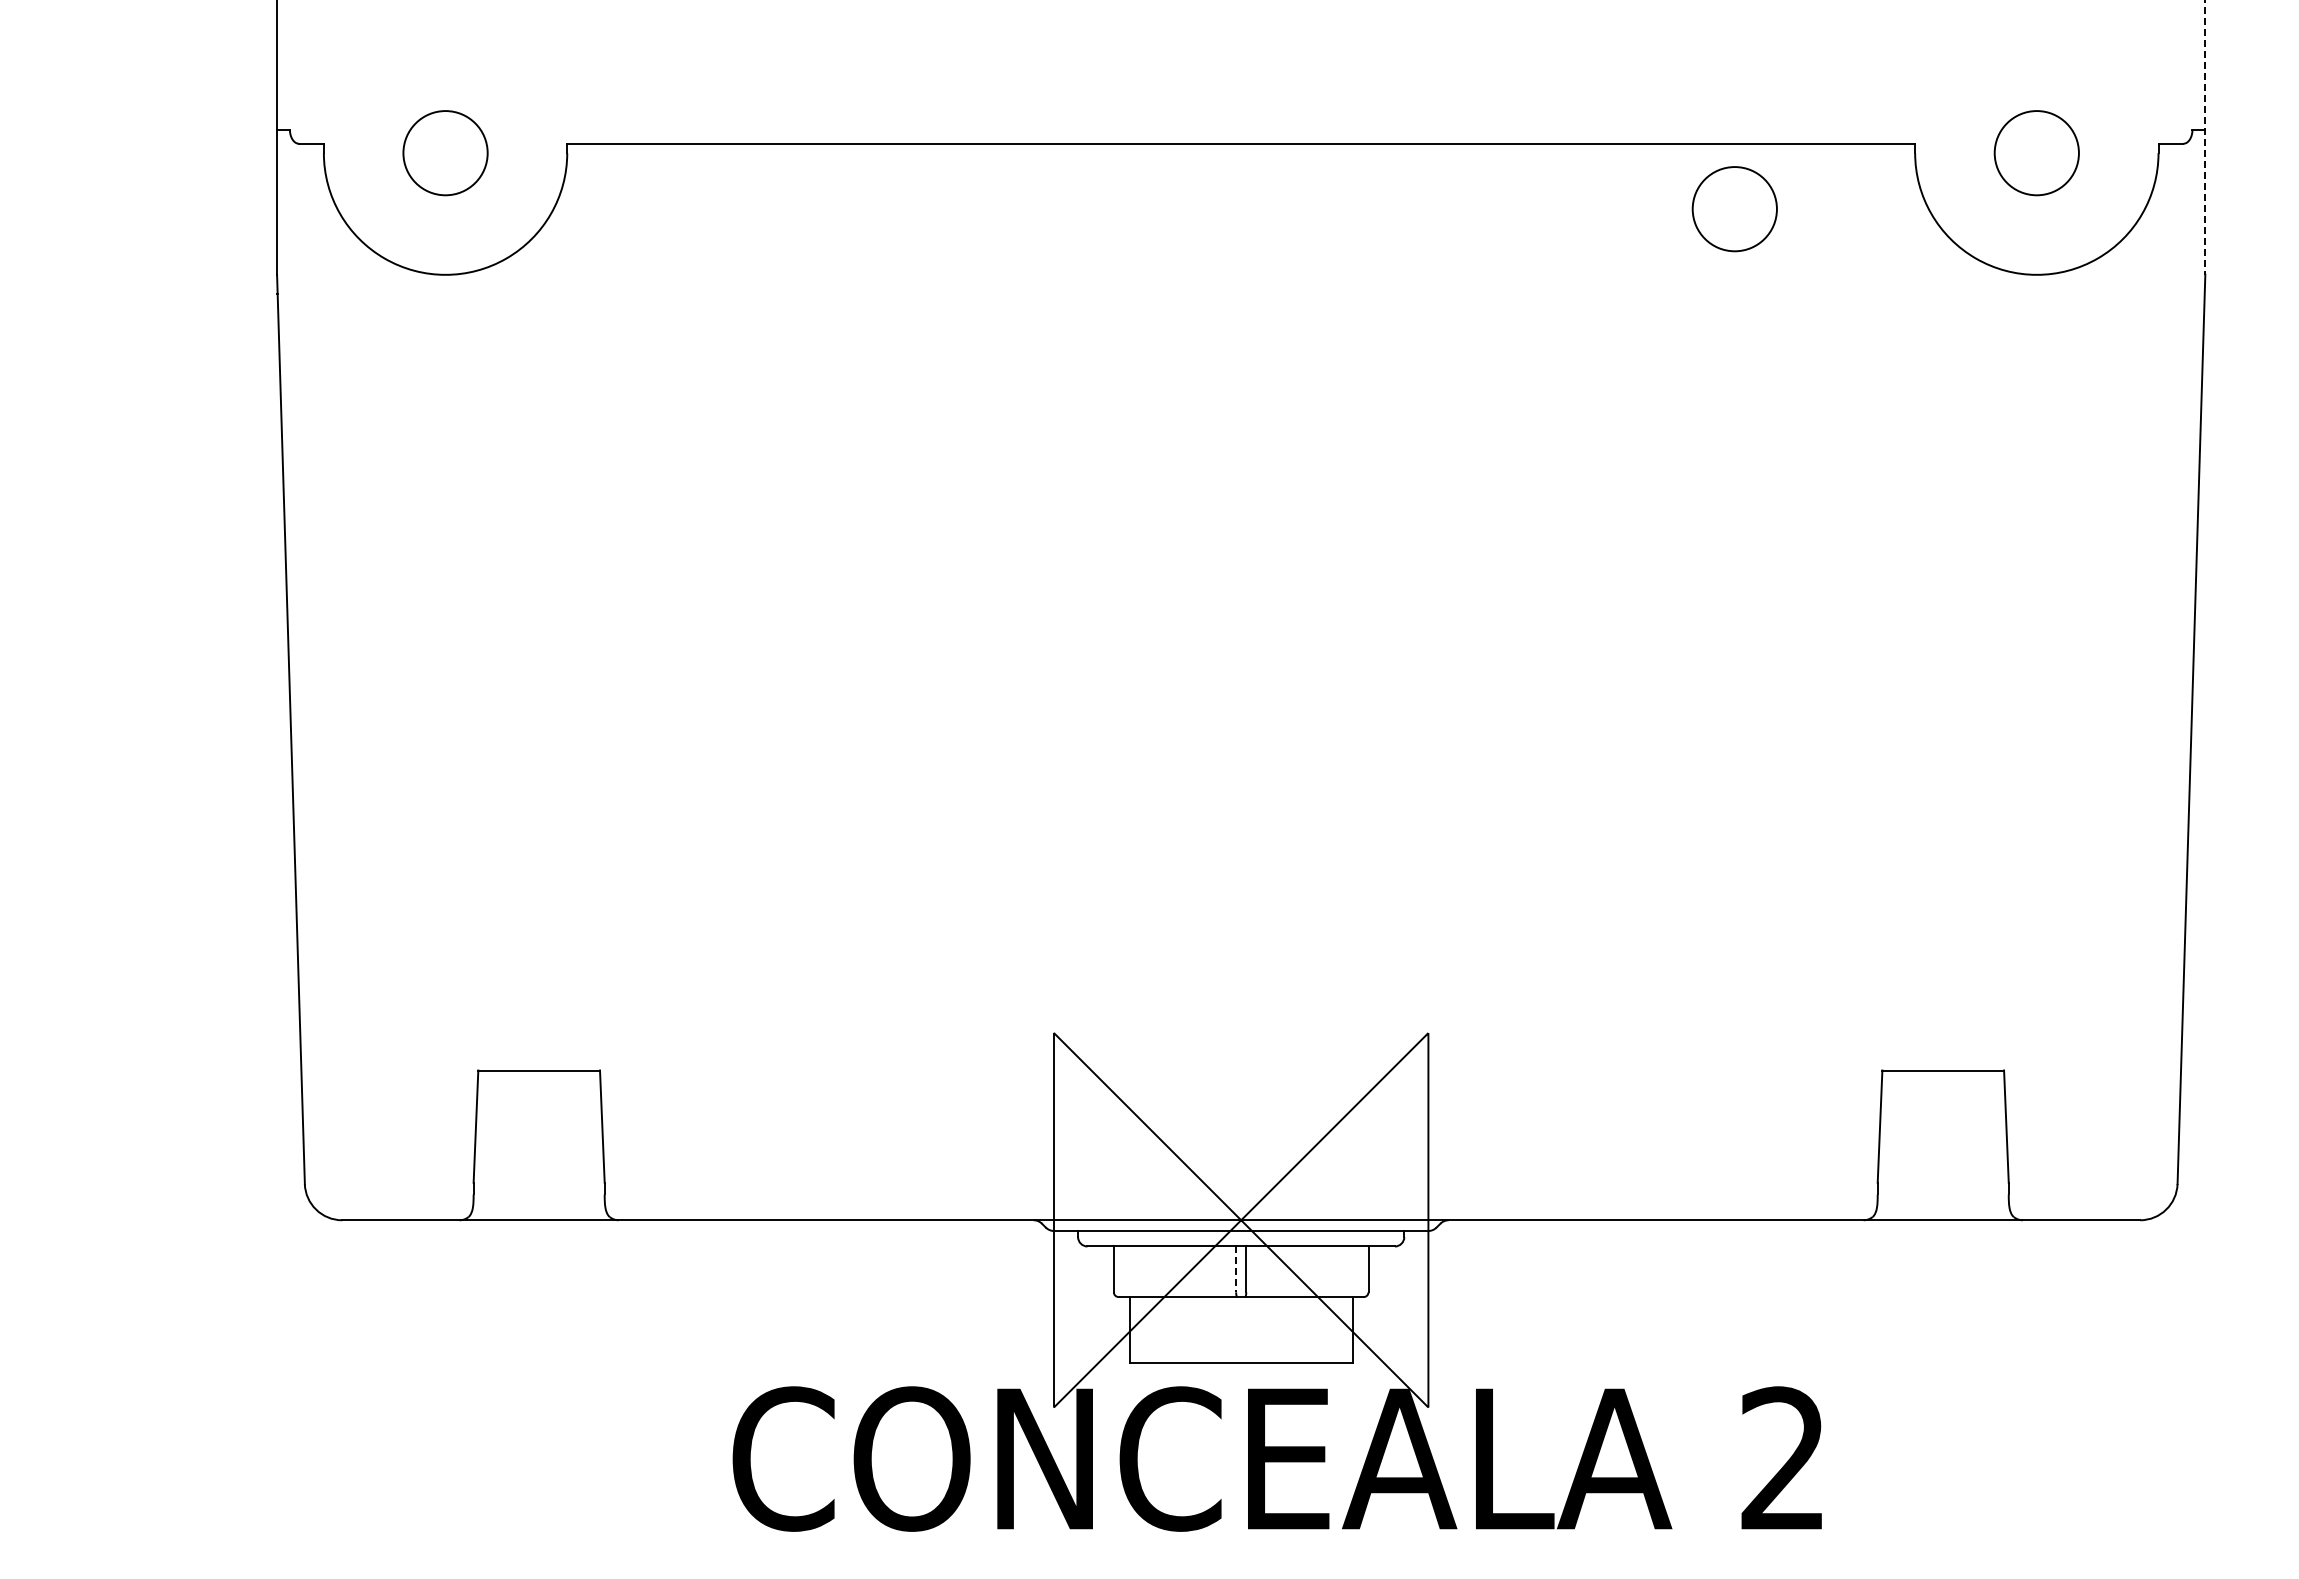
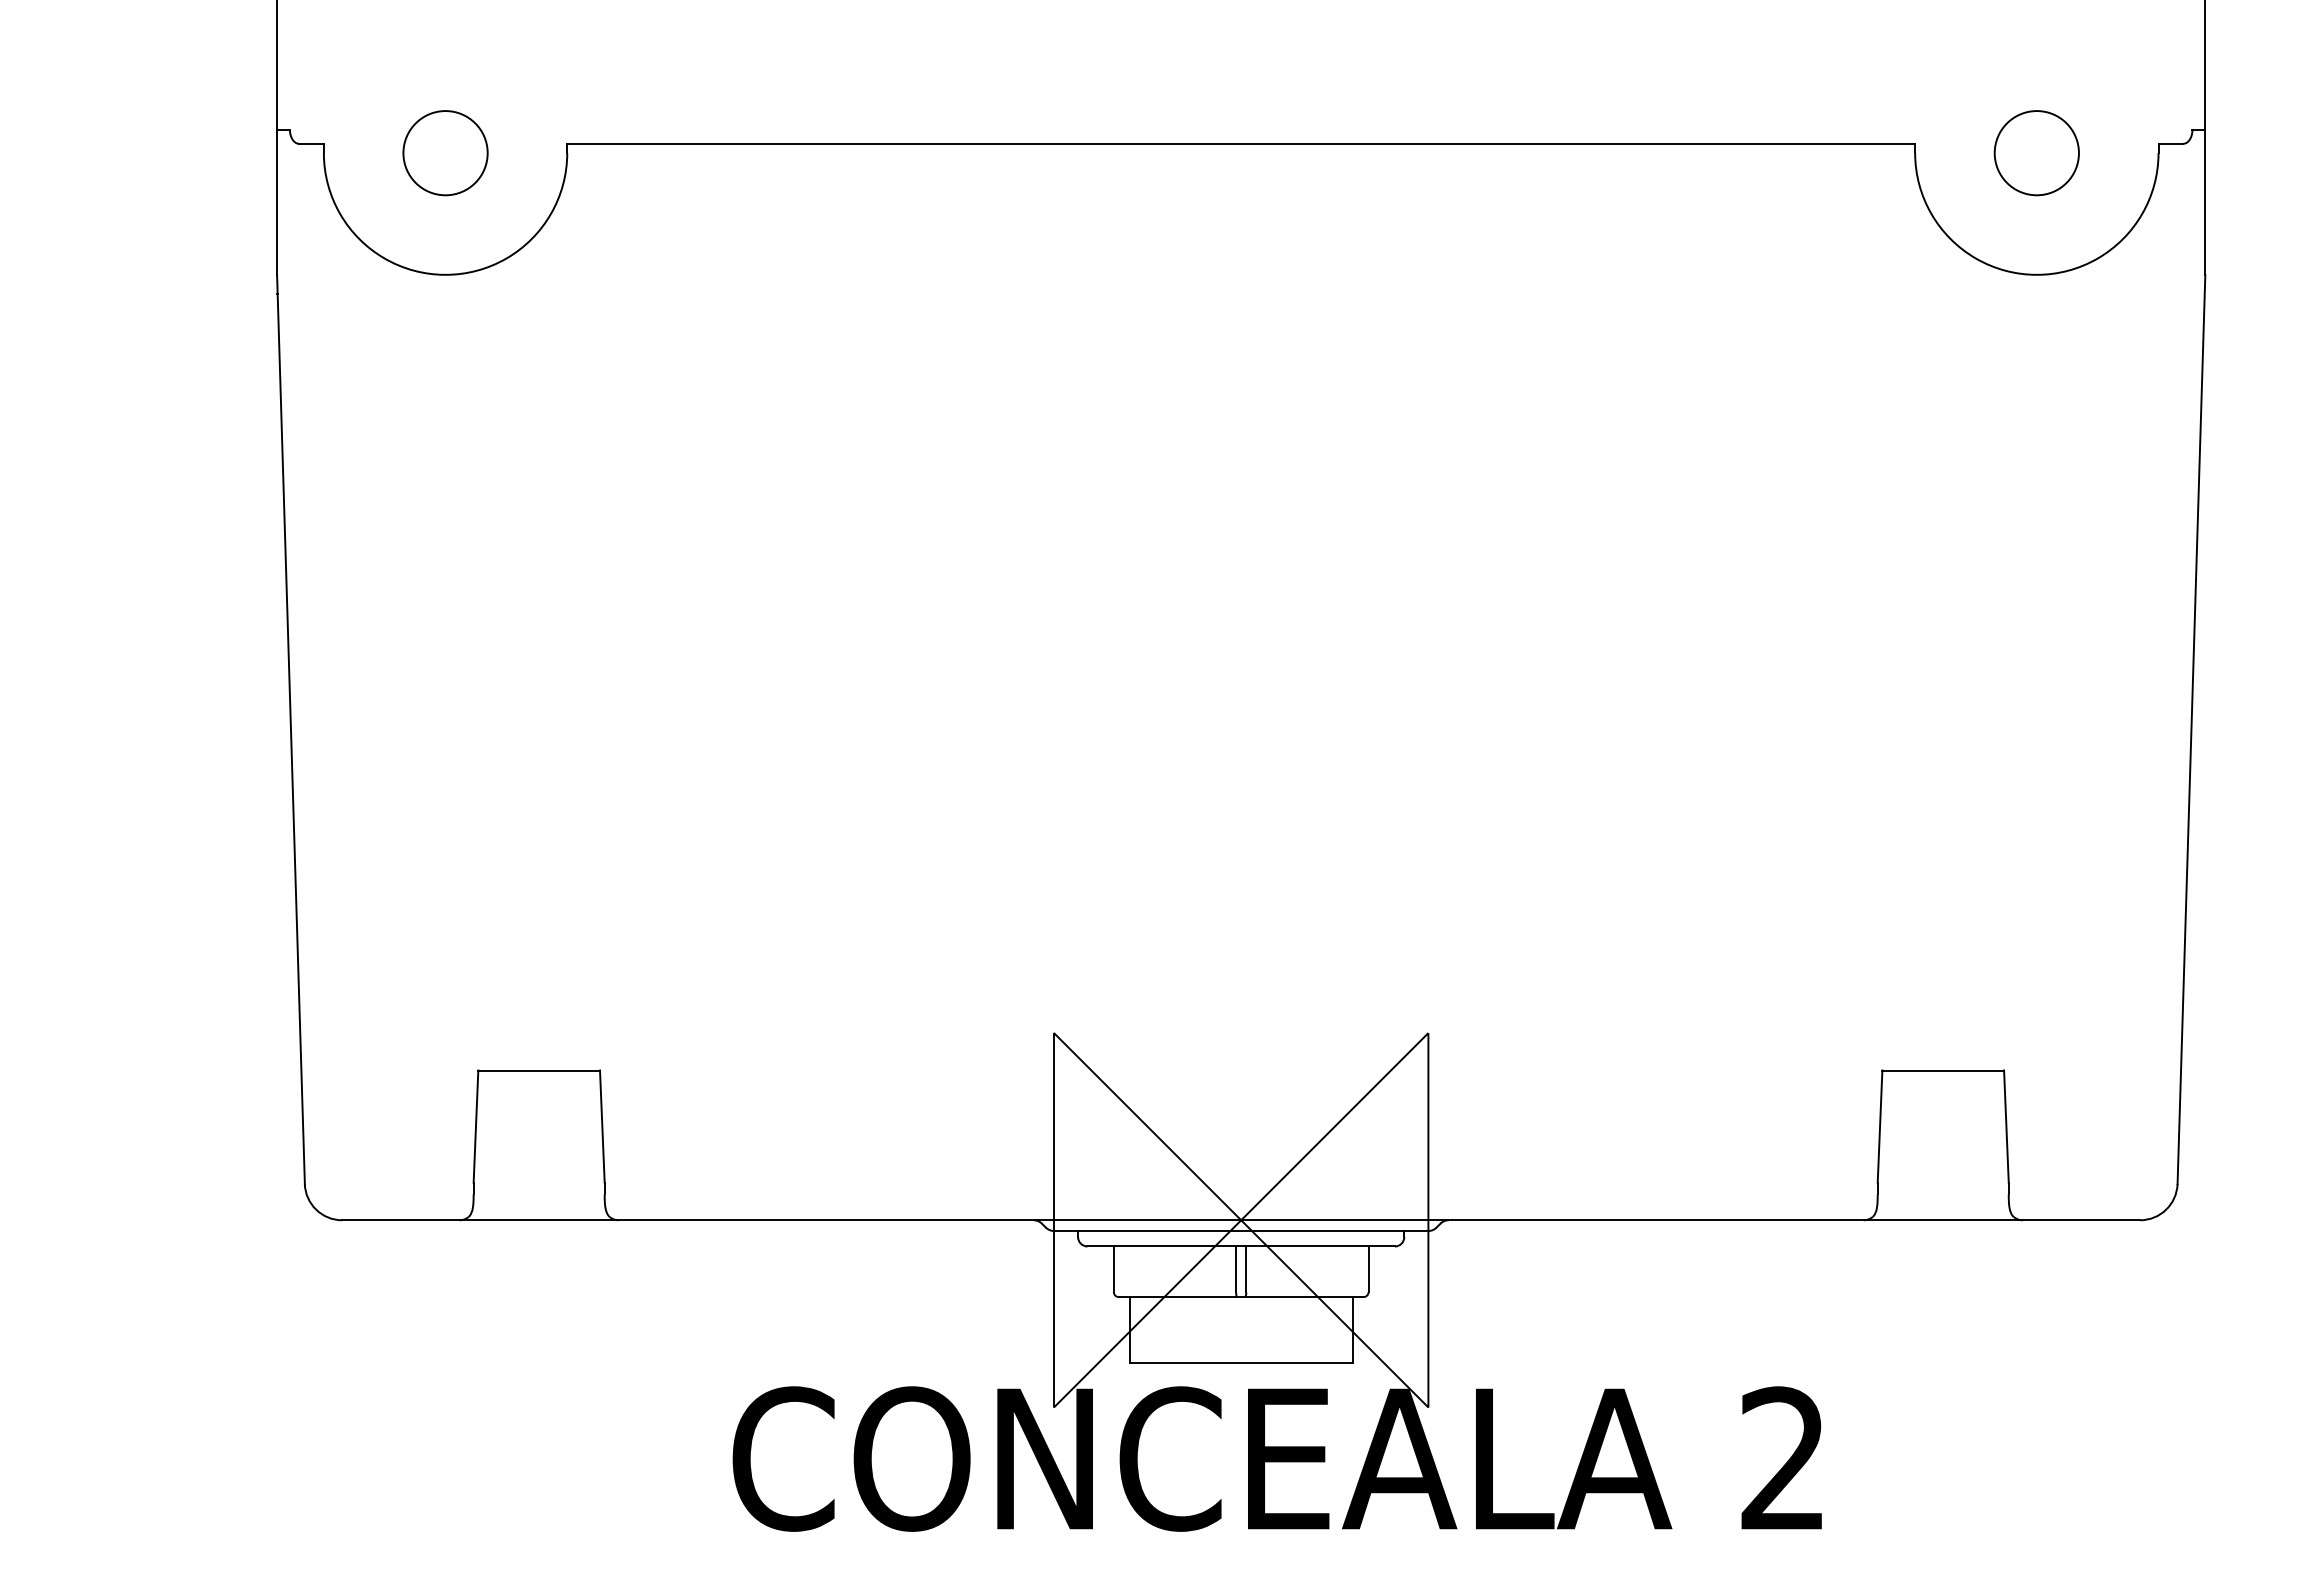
line: dashed -> solid (2205, 138)
circle: present -> none (1734, 209)
line: dashed -> solid (1236, 1269)
